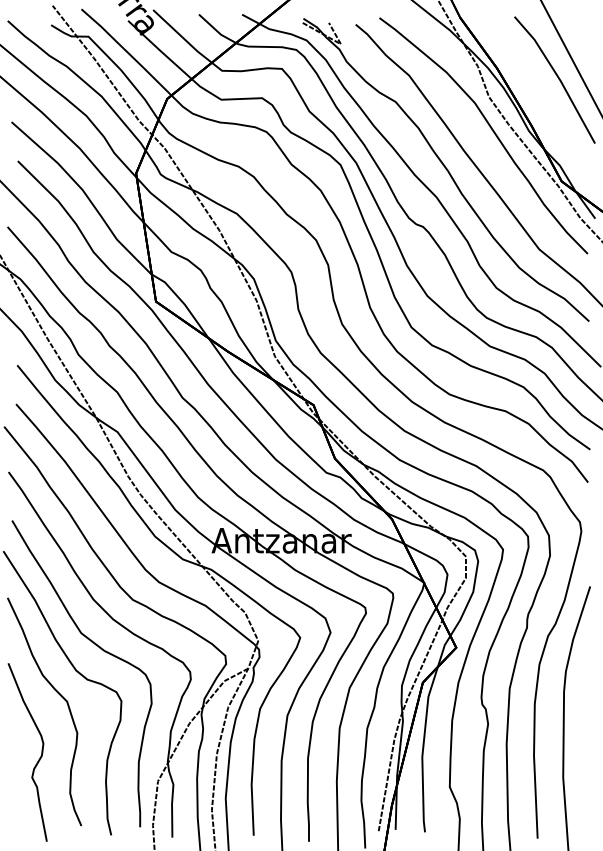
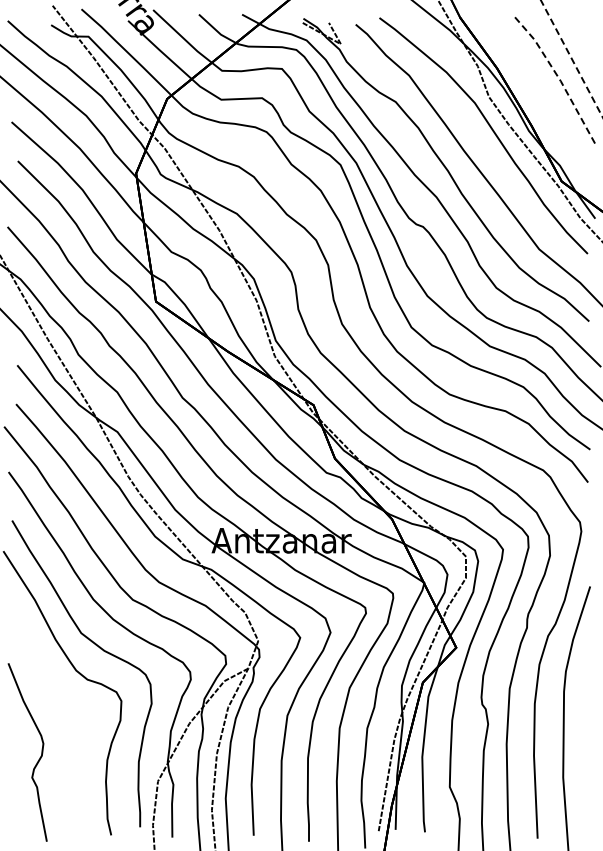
line: solid -> dashed (571, 58)
line: solid -> dashed (558, 77)
curve: present -> none (59, 695)
